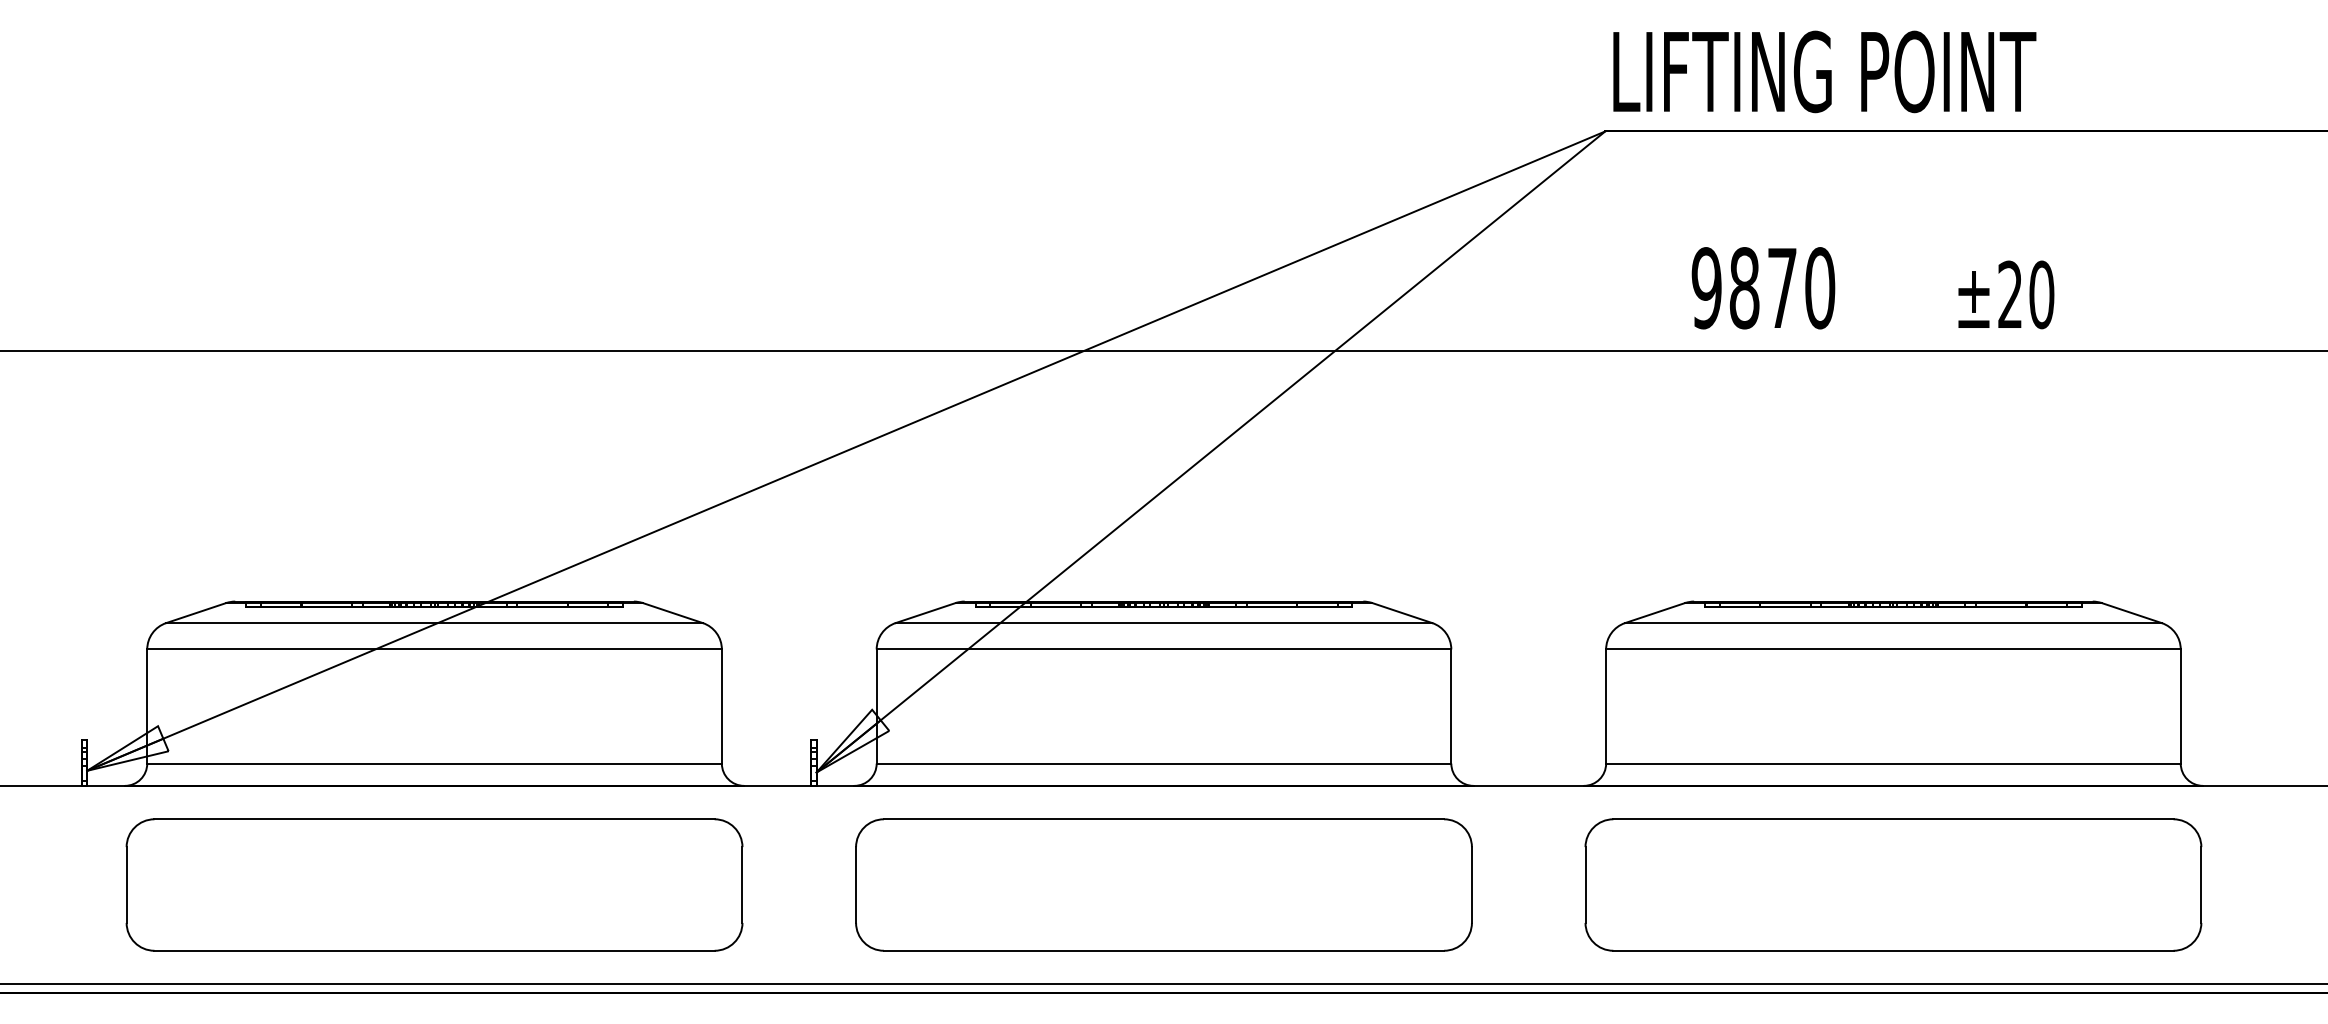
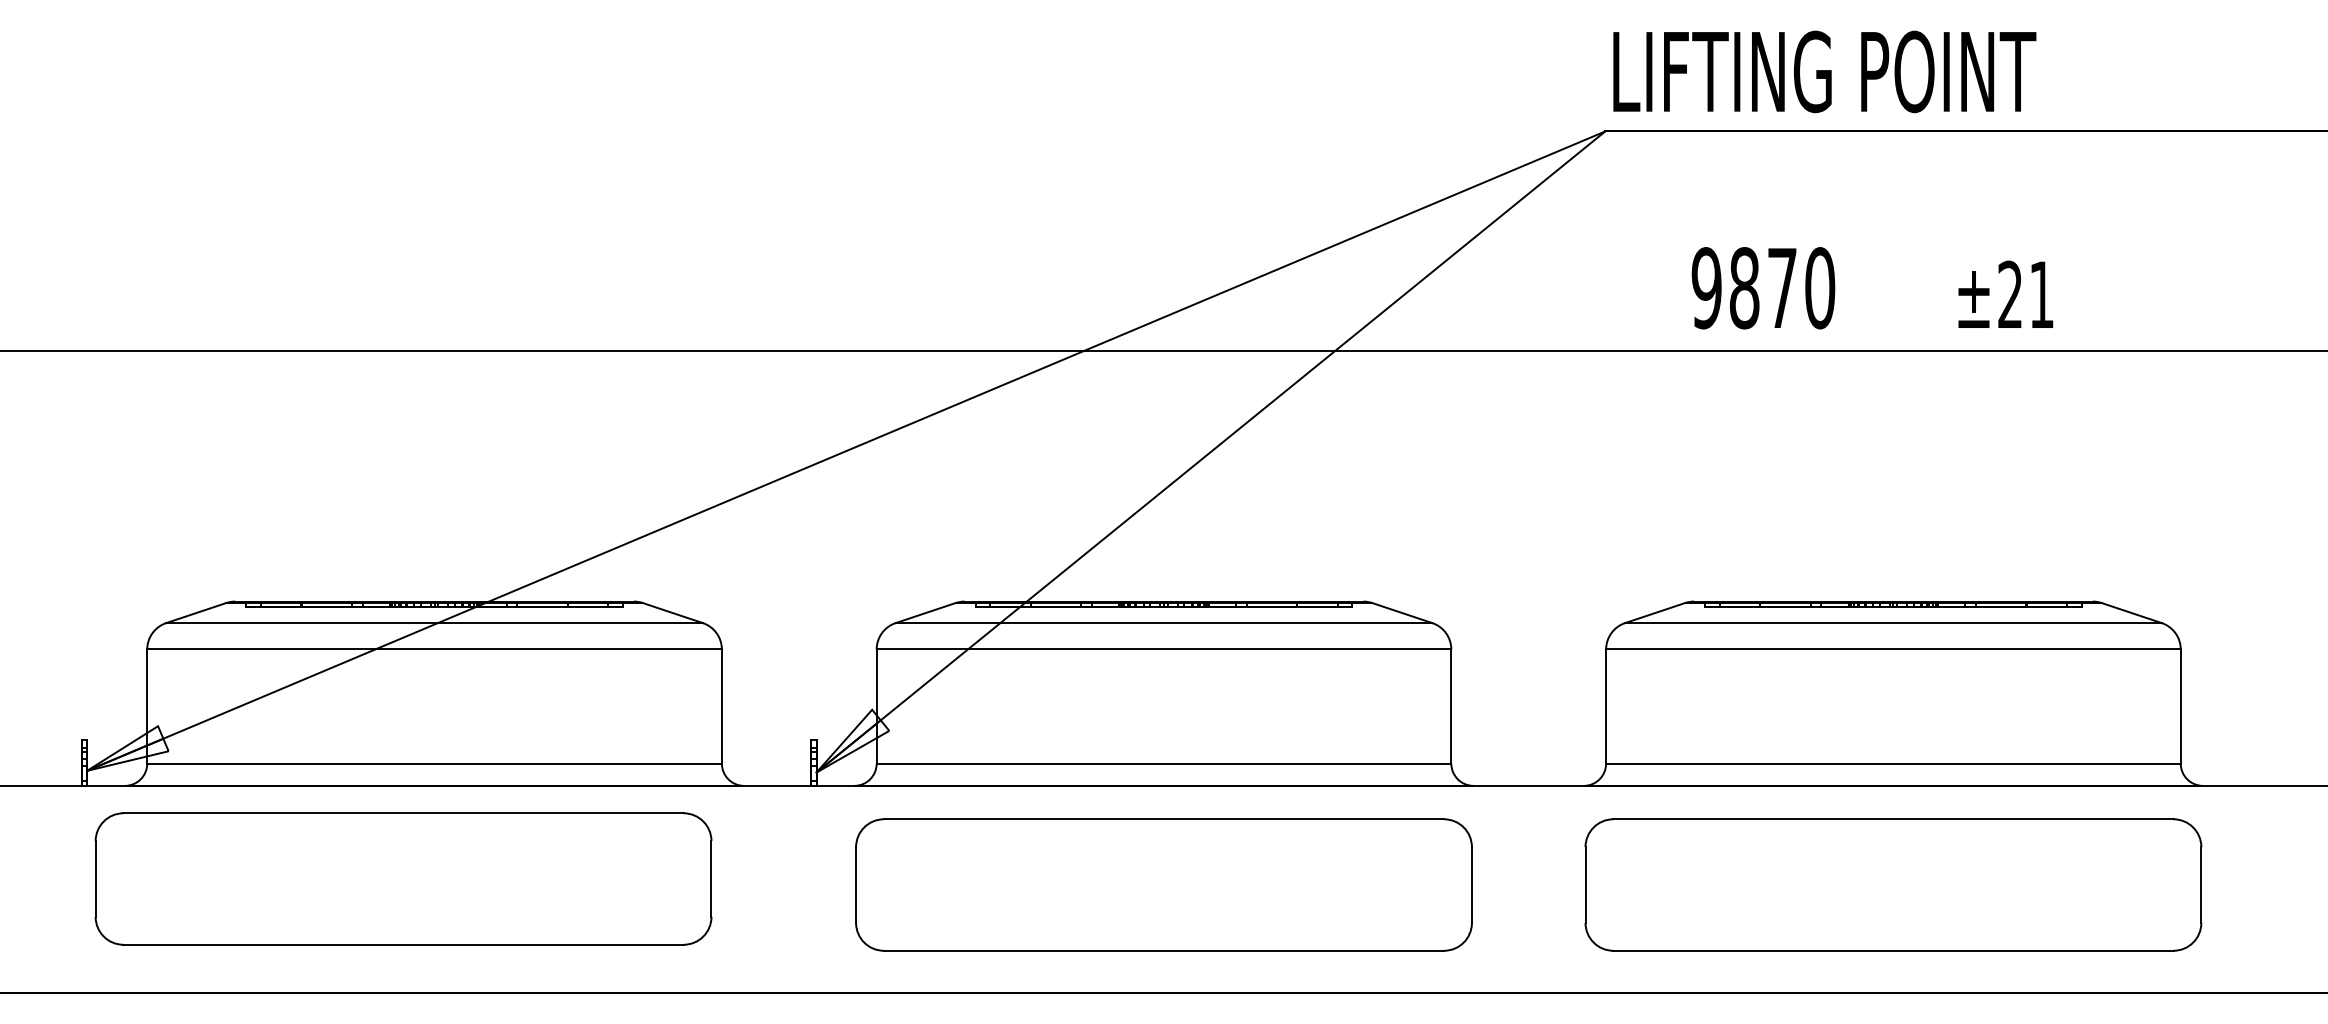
text: ±20 -> ±21 (2041, 294)
part position: (434, 884) -> (403, 878) (403, 878)
line: present -> none (1163, 984)
